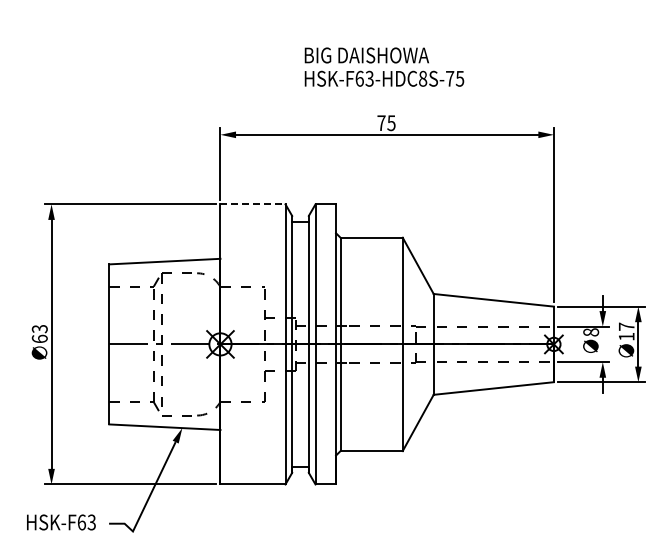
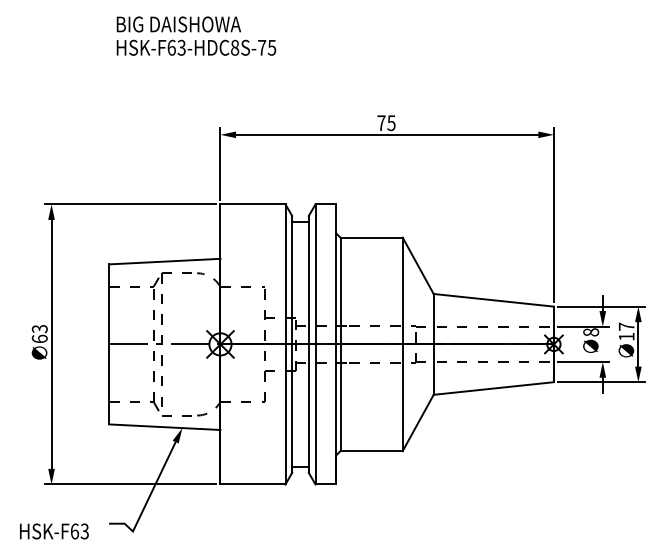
text position: (384, 66) -> (196, 35) (196, 35)
line: dashed -> solid (252, 204)
text position: (61, 522) -> (54, 531) (54, 531)
